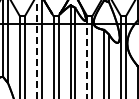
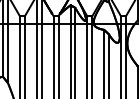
line: dashed -> solid (36, 49)
line: dashed -> solid (87, 57)
